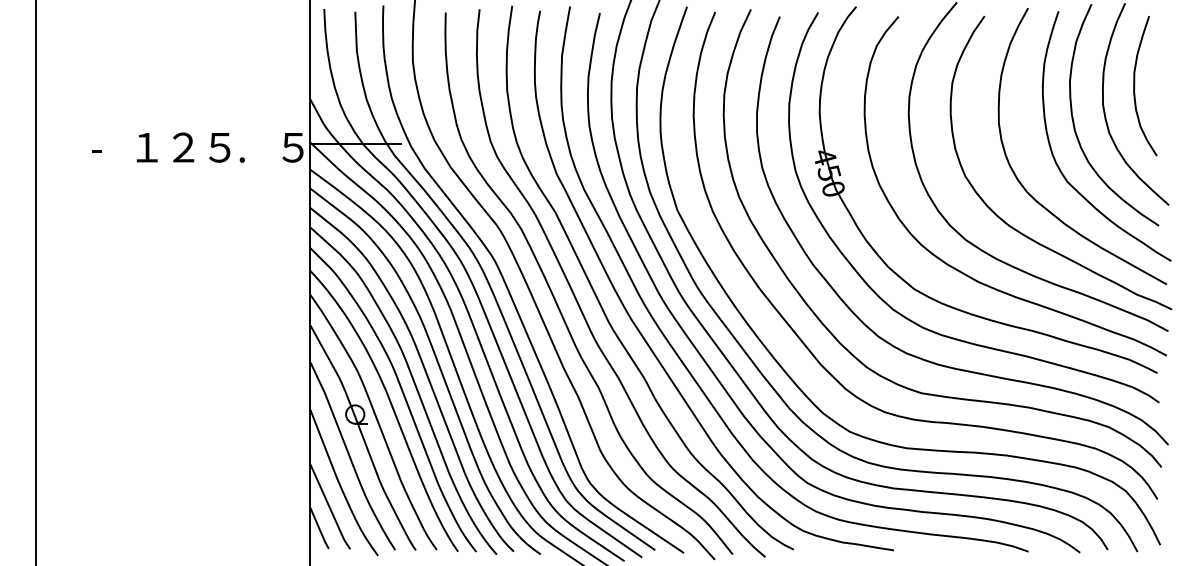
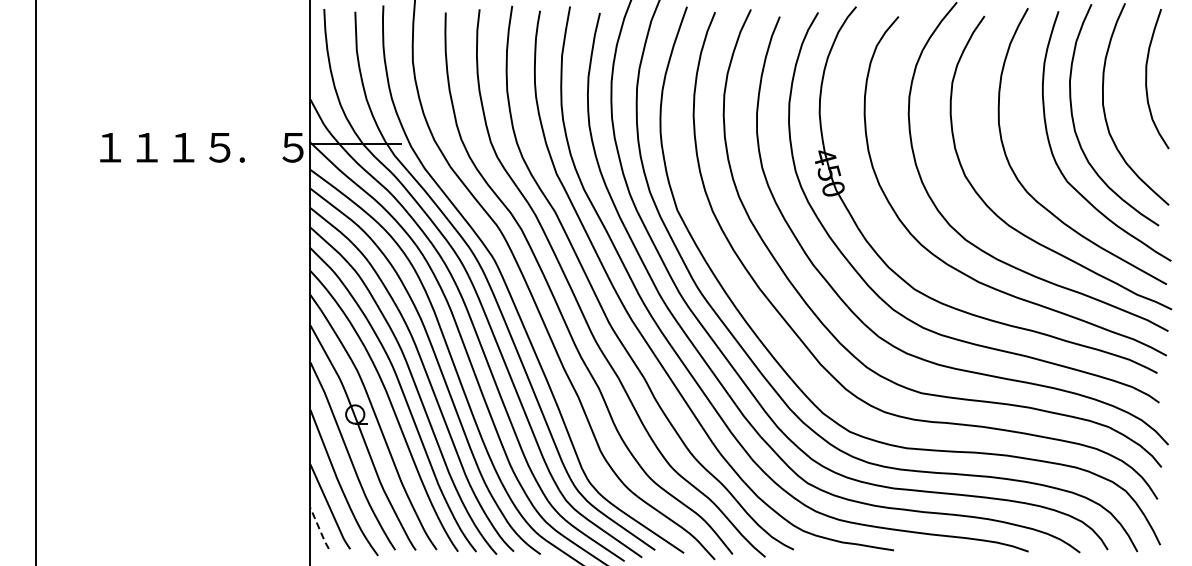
curve position: (1135, 86) -> (1147, 79) (1147, 79)
text: ２ -> １ (183, 146)
text: - -> １ (106, 147)
line: solid -> dashed (319, 528)
